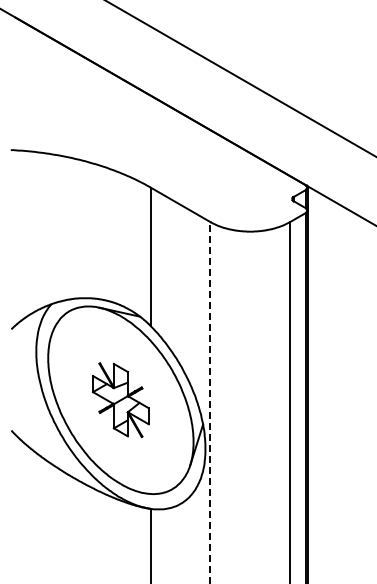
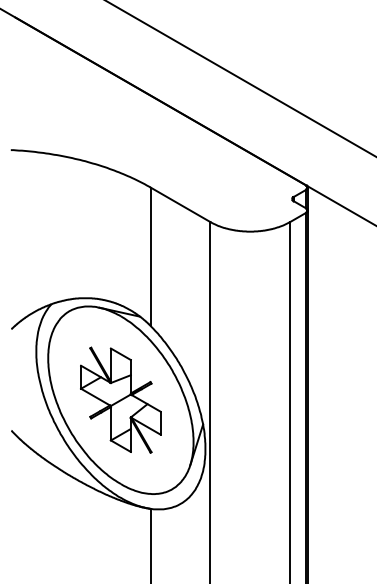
part size: 58x76 px -> 82x108 px (120, 399)
line: dashed -> solid (210, 402)
